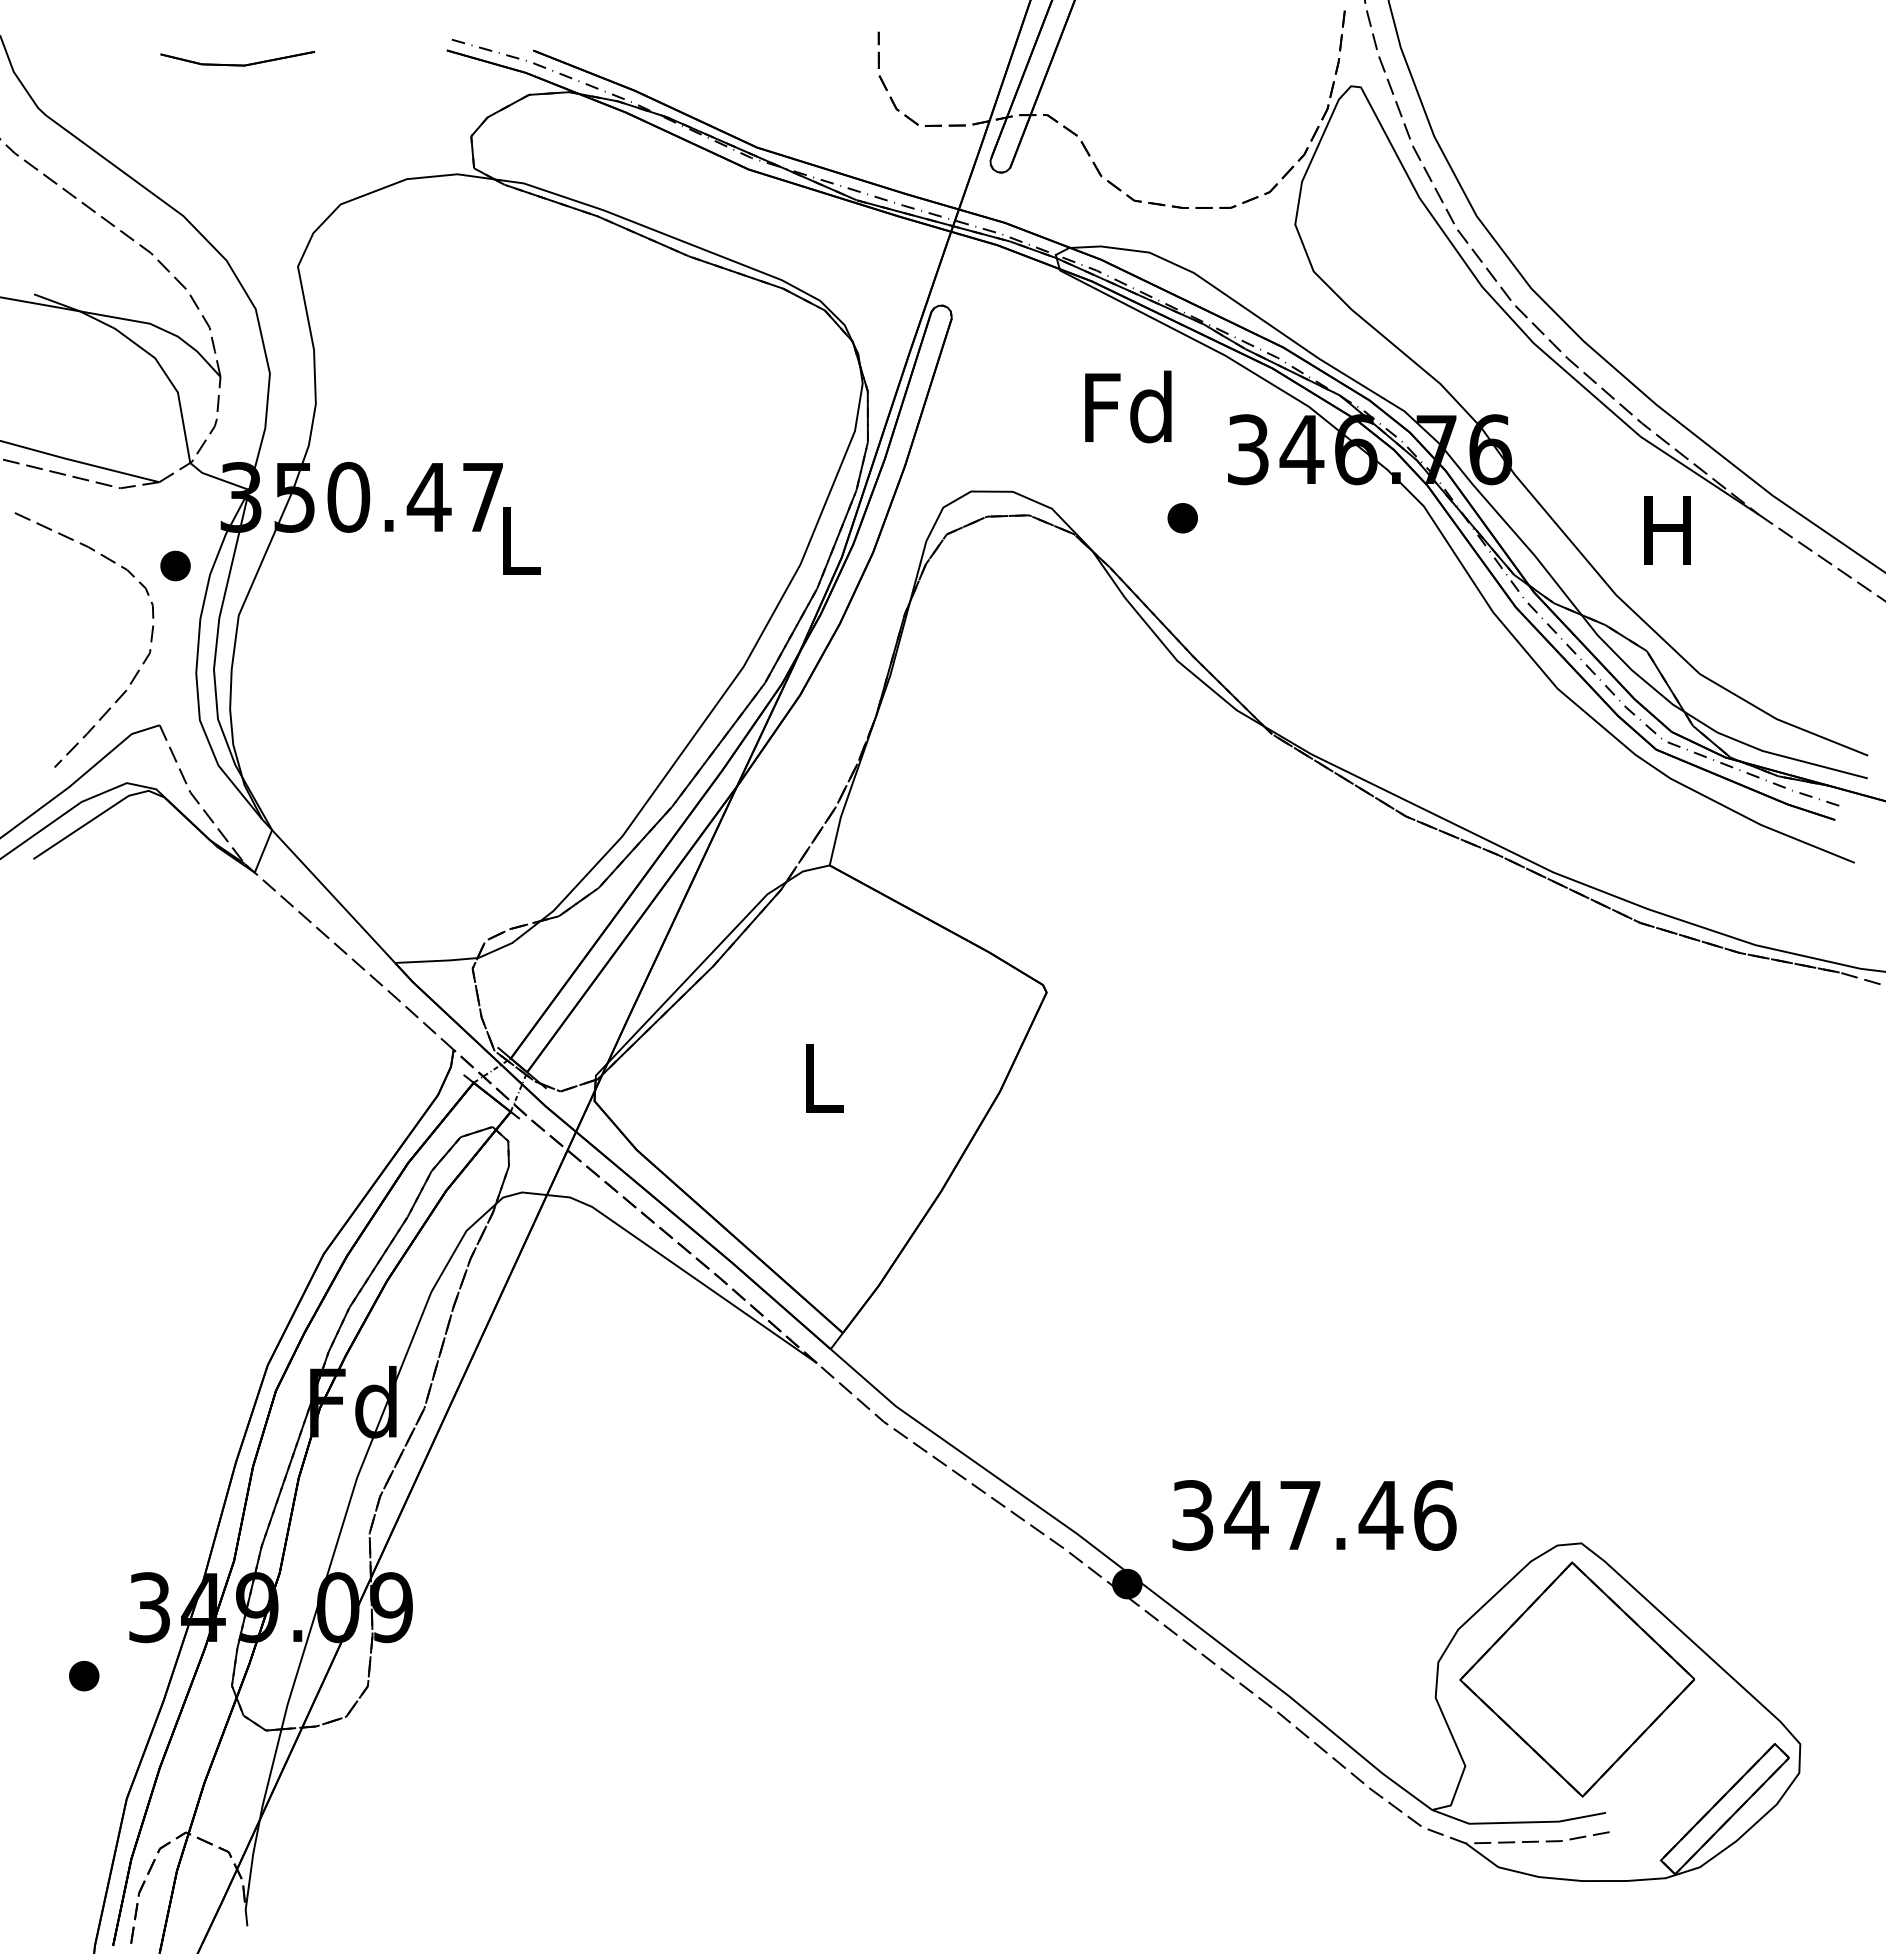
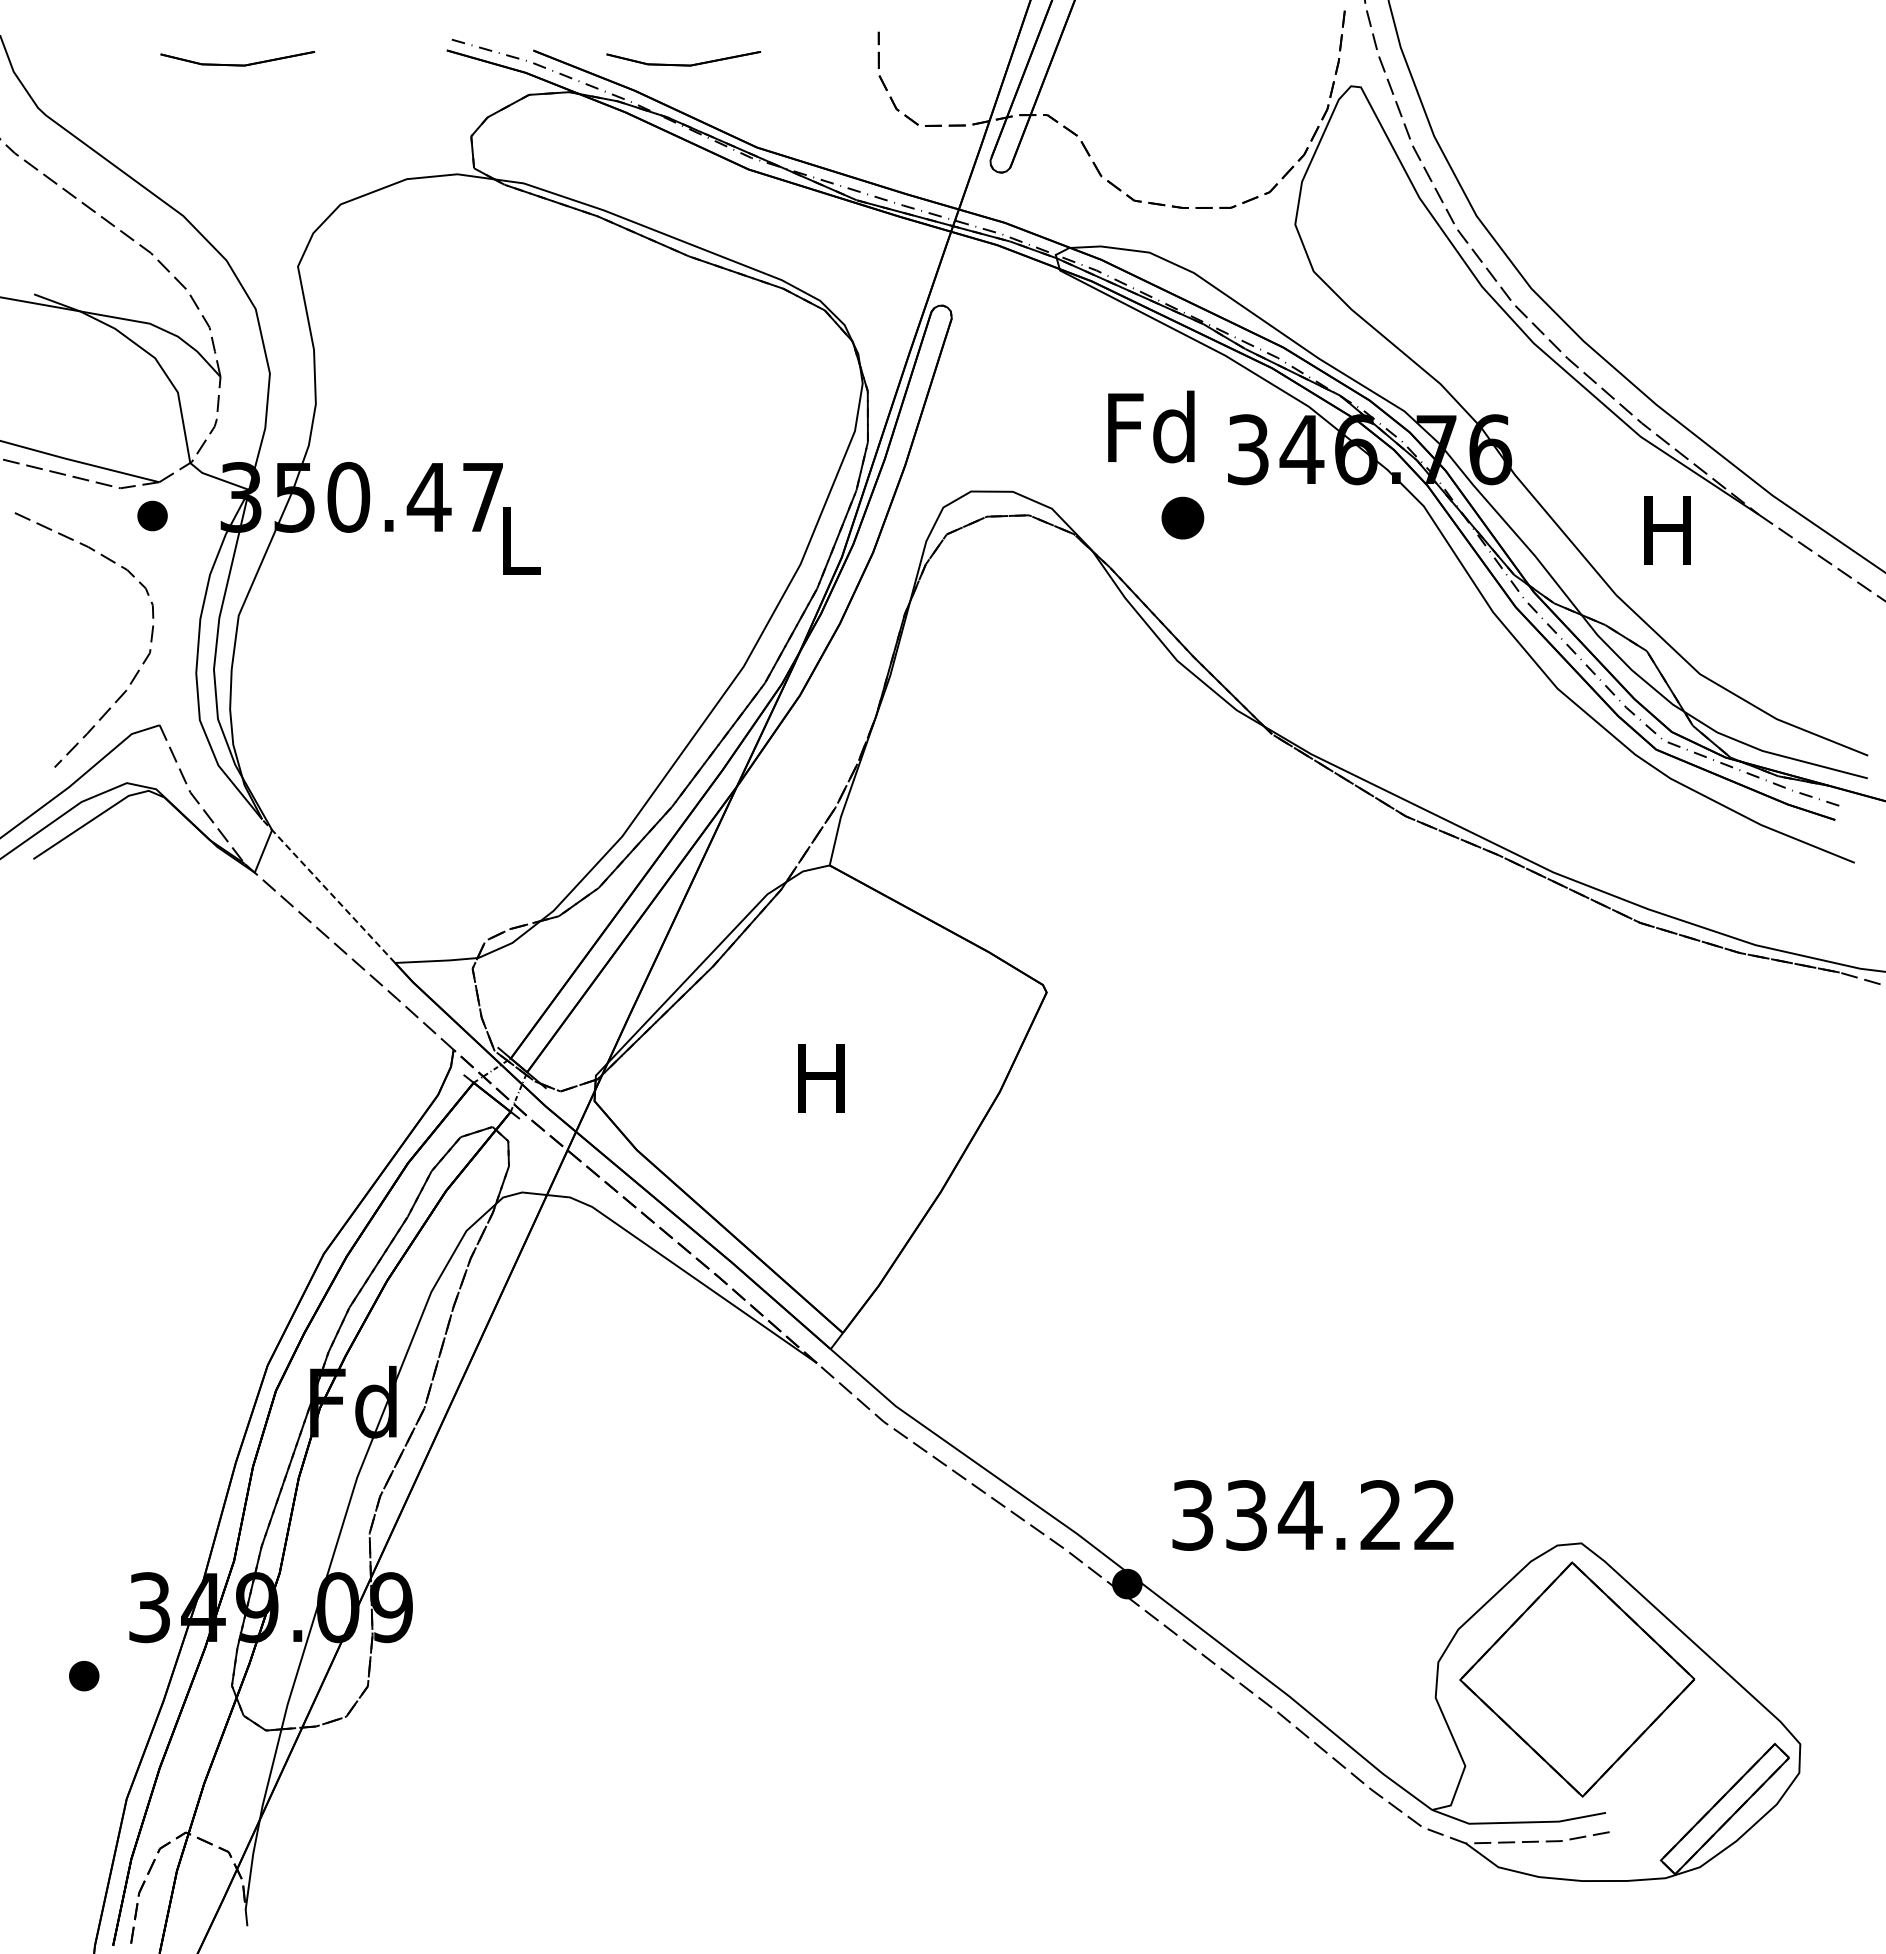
part: none -> present (683, 58)
text position: (1128, 406) -> (1151, 426) (1151, 426)
part size: 31x31 px -> 44x44 px (1182, 517)
part position: (175, 565) -> (152, 515) (152, 515)
line: solid -> dashed (328, 891)
text: L -> H (821, 1078)
text: 347.46 -> 334.22 (1340, 1515)
